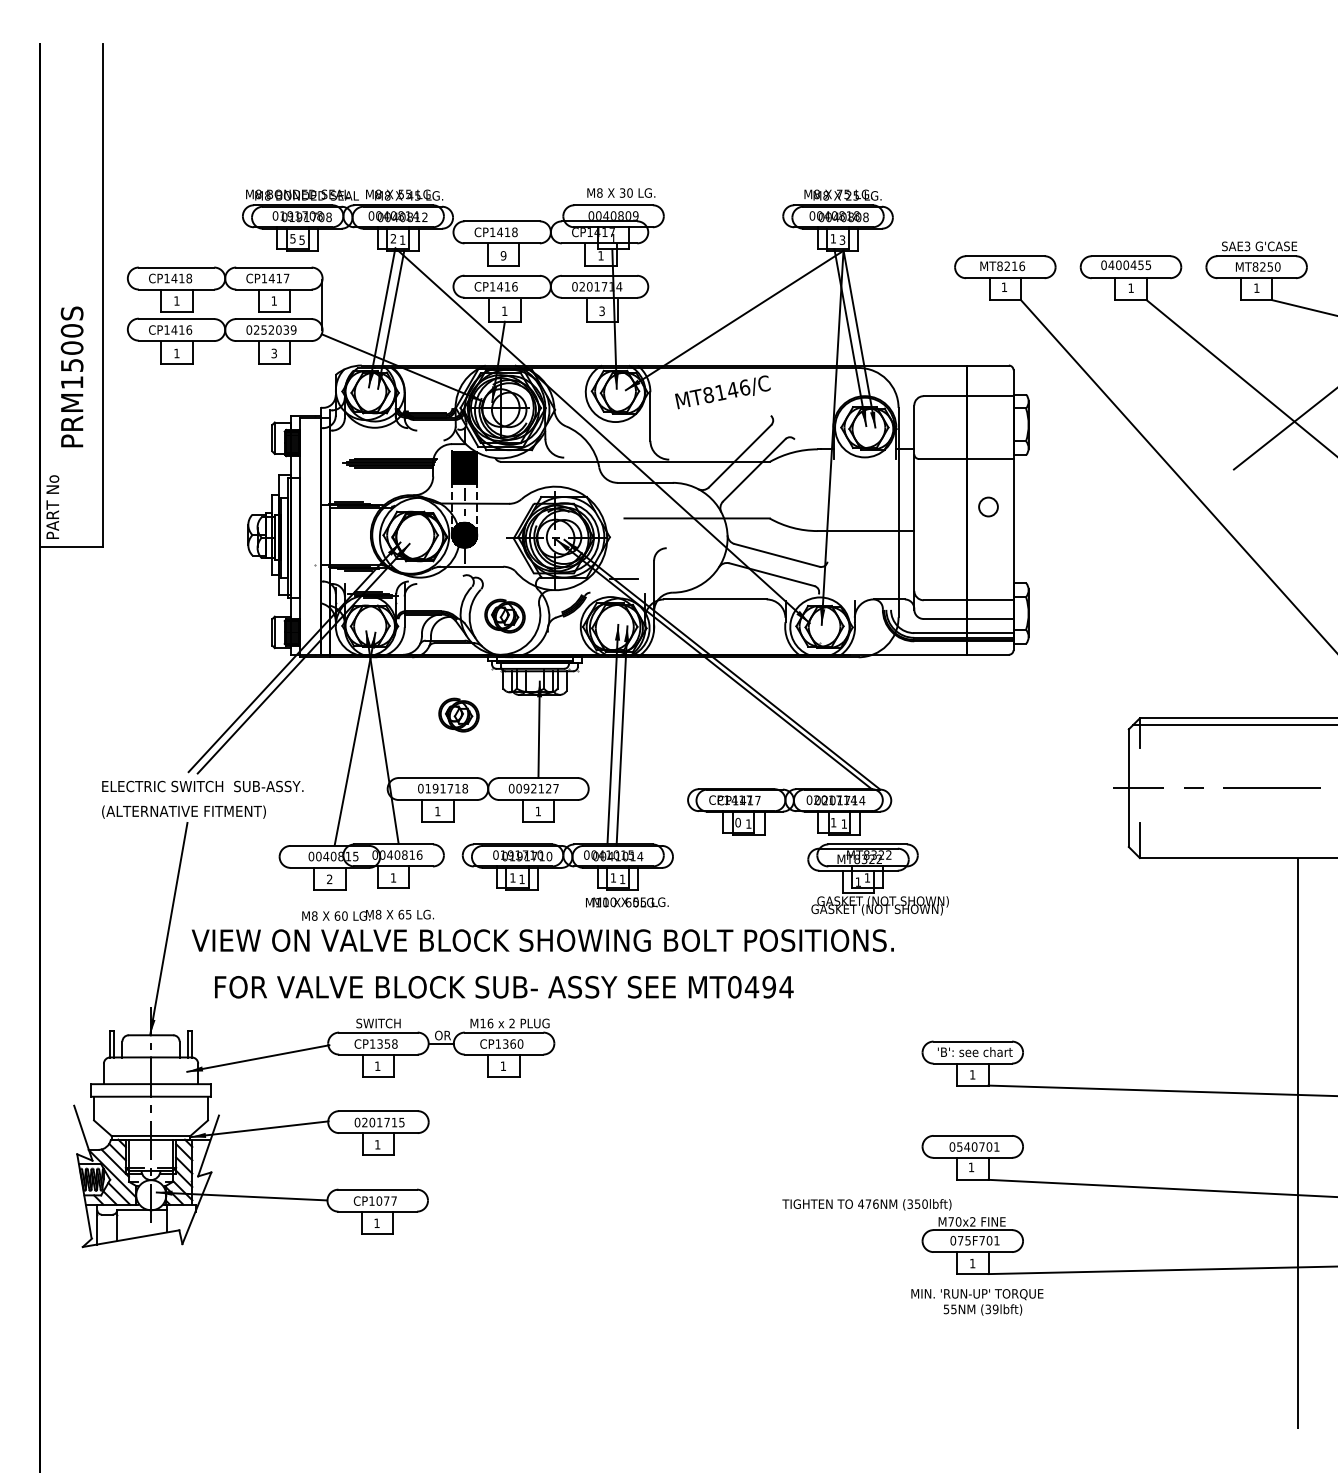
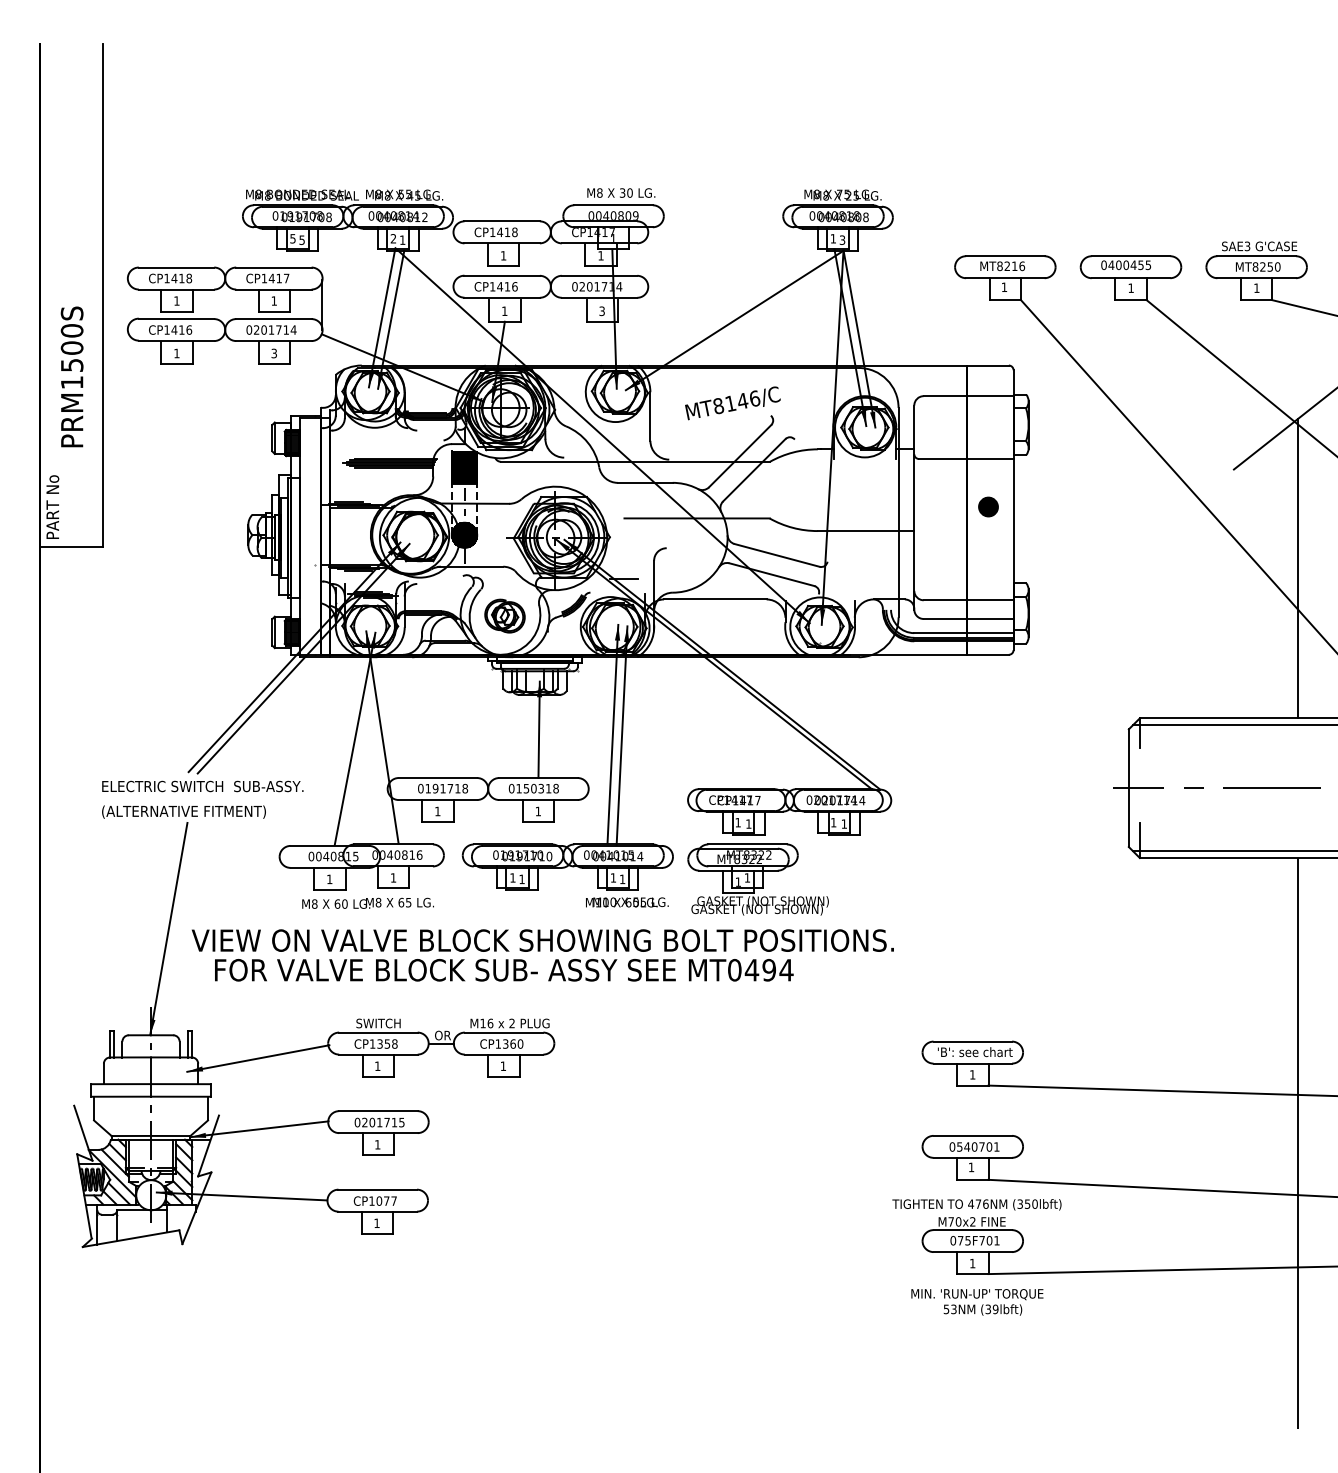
text: 9 -> 1 (503, 255)
text: 0252039 -> 0201714 (278, 329)
text position: (722, 392) -> (732, 403) (732, 403)
hatch: none -> present (988, 506)
line: none -> present (1297, 568)
part: present -> none (458, 714)
text: 0092127 -> 0150318 (537, 788)
text: 0 -> 1 (737, 822)
line: none -> present (1233, 851)
text: 2 -> 1 (329, 878)
part position: (877, 879) -> (757, 879) (757, 879)
text position: (367, 914) -> (367, 902) (367, 902)
text position: (504, 987) -> (504, 970) (504, 970)
text position: (866, 1204) -> (976, 1204) (976, 1204)
text: 55NM -> 53NM (953, 1308)
